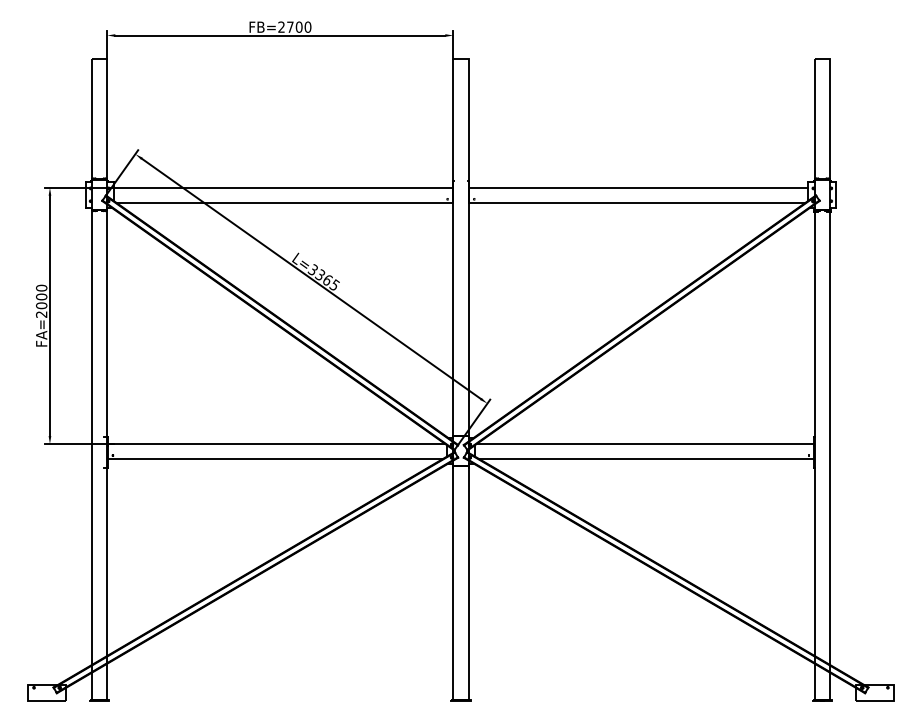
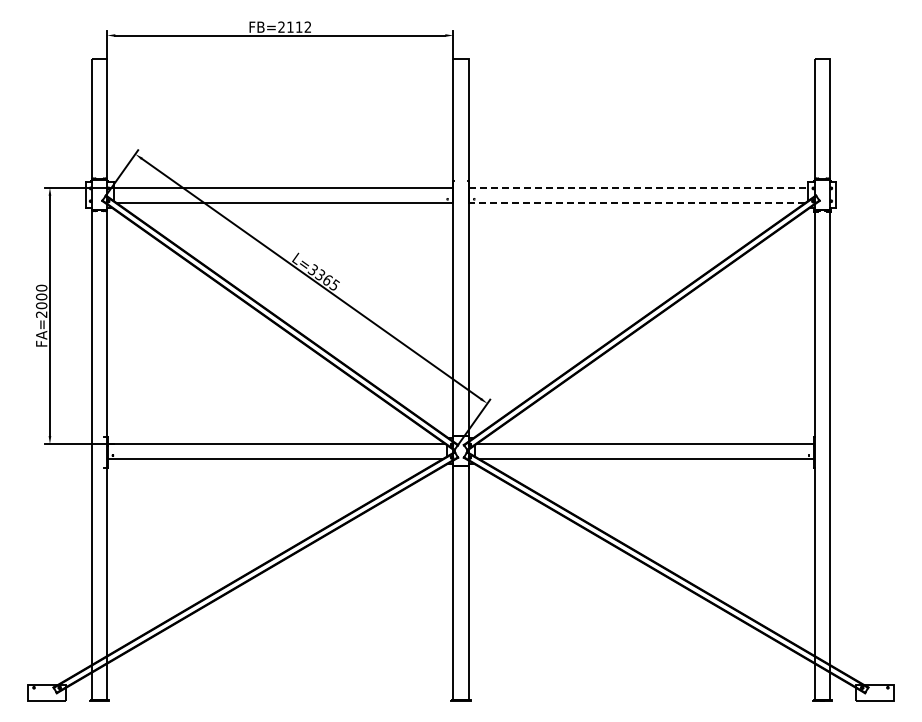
text: FB=2700 -> FB=2112 (299, 26)
line: solid -> dashed (638, 187)
line: solid -> dashed (637, 203)
